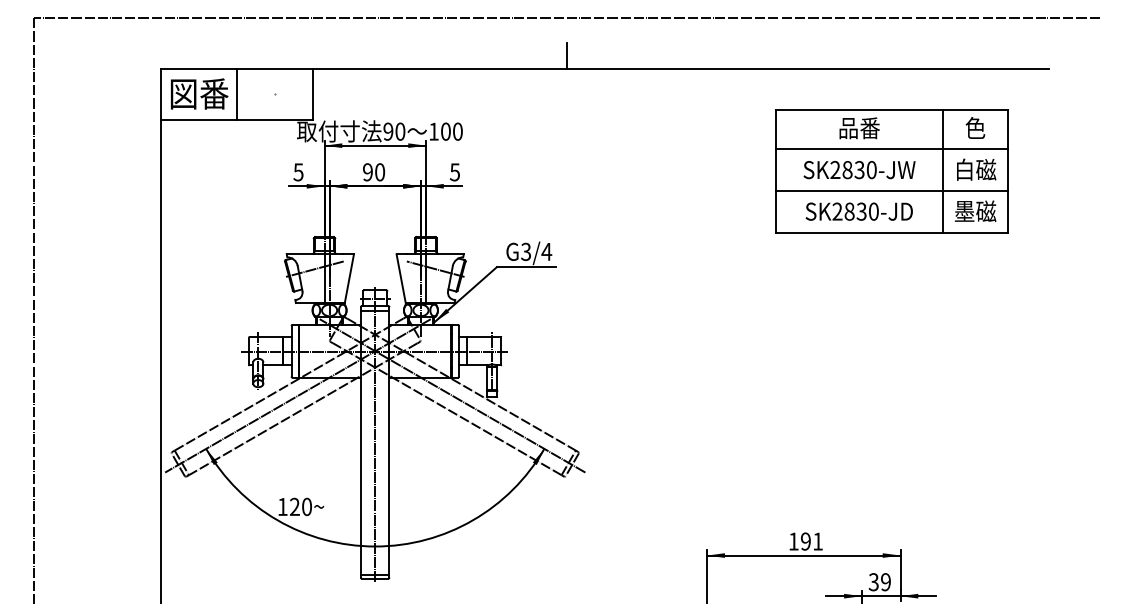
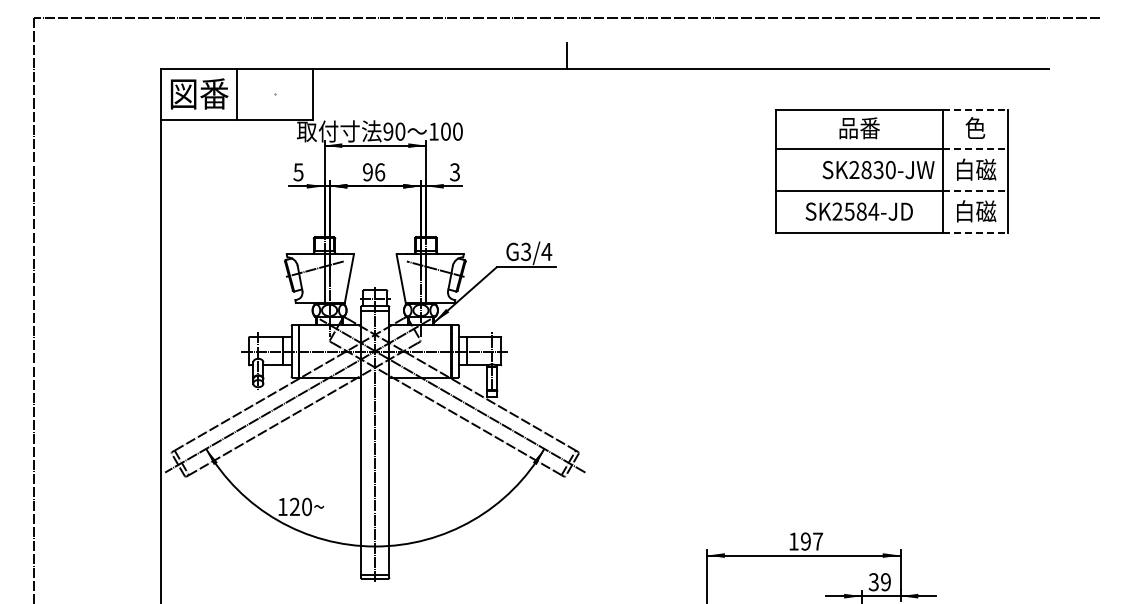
line: solid -> dashed (975, 110)
line: solid -> dashed (975, 149)
text position: (859, 170) -> (878, 170) (878, 170)
text: 5 -> 3 (454, 171)
text: 90 -> 96 (380, 172)
line: solid -> dashed (975, 190)
text: SK2830-JD -> SK2584-JD (861, 211)
text: 墨磁 -> 白磁 (964, 211)
line: solid -> dashed (975, 232)
text: 191 -> 197 (818, 541)
